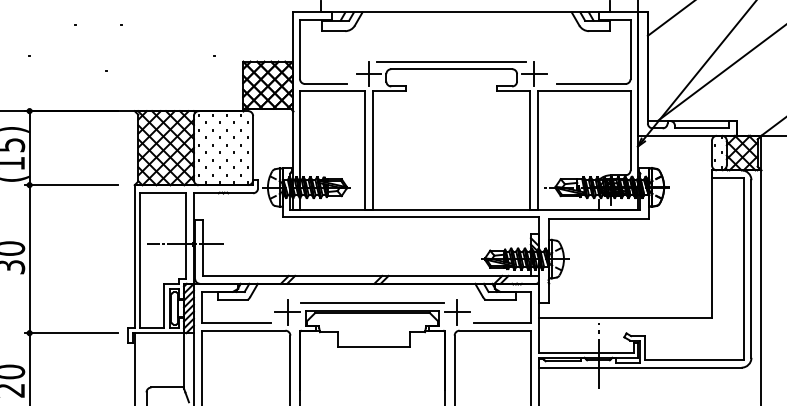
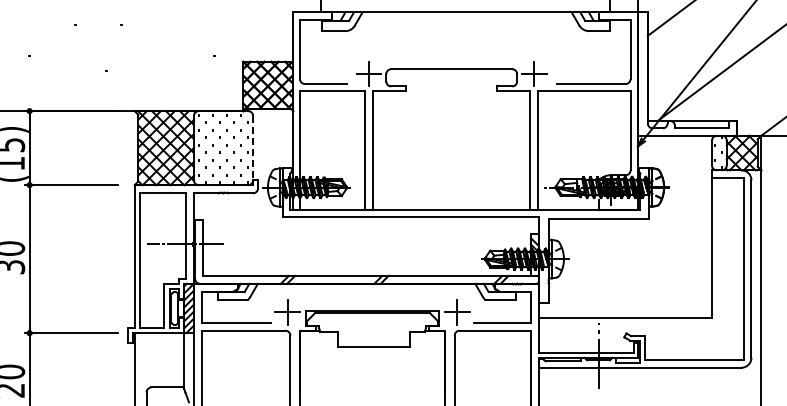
line: present -> none (451, 61)
line: solid -> dashed (253, 148)
line: present -> none (372, 302)
